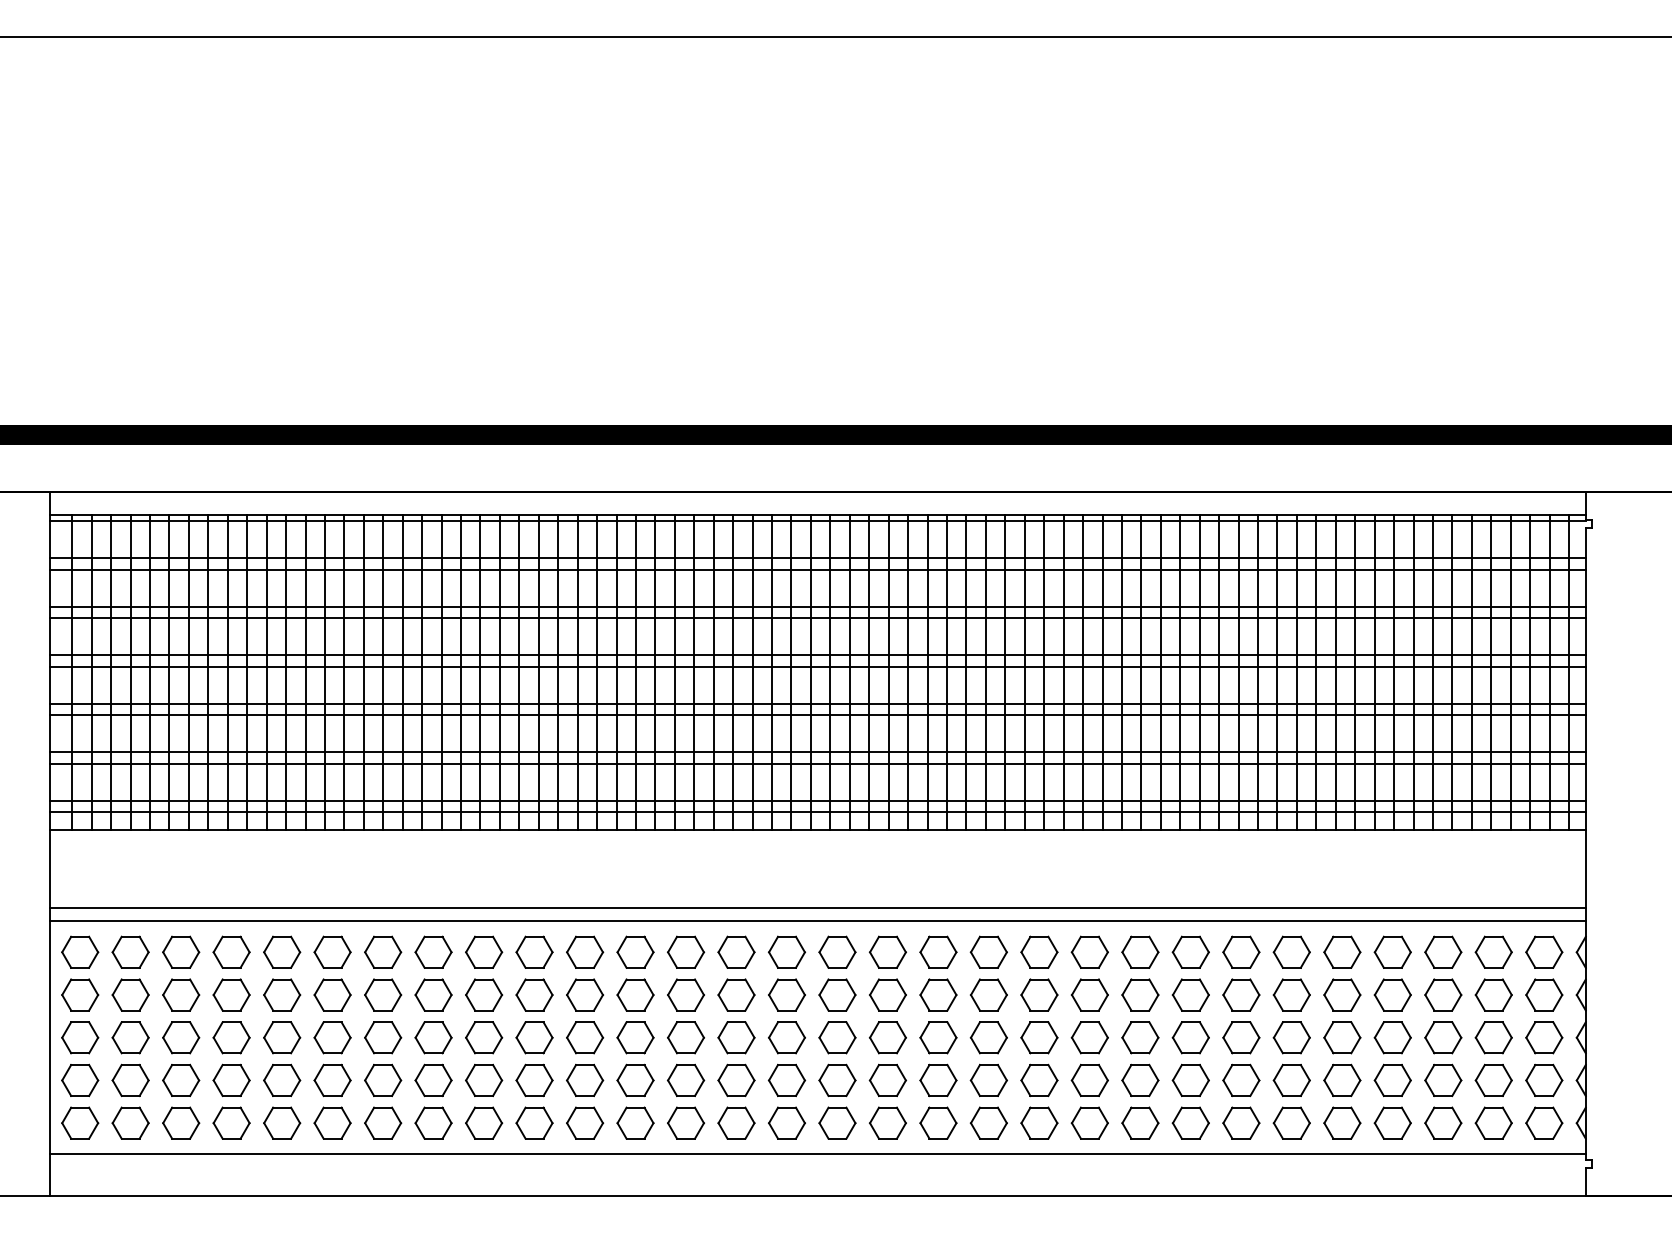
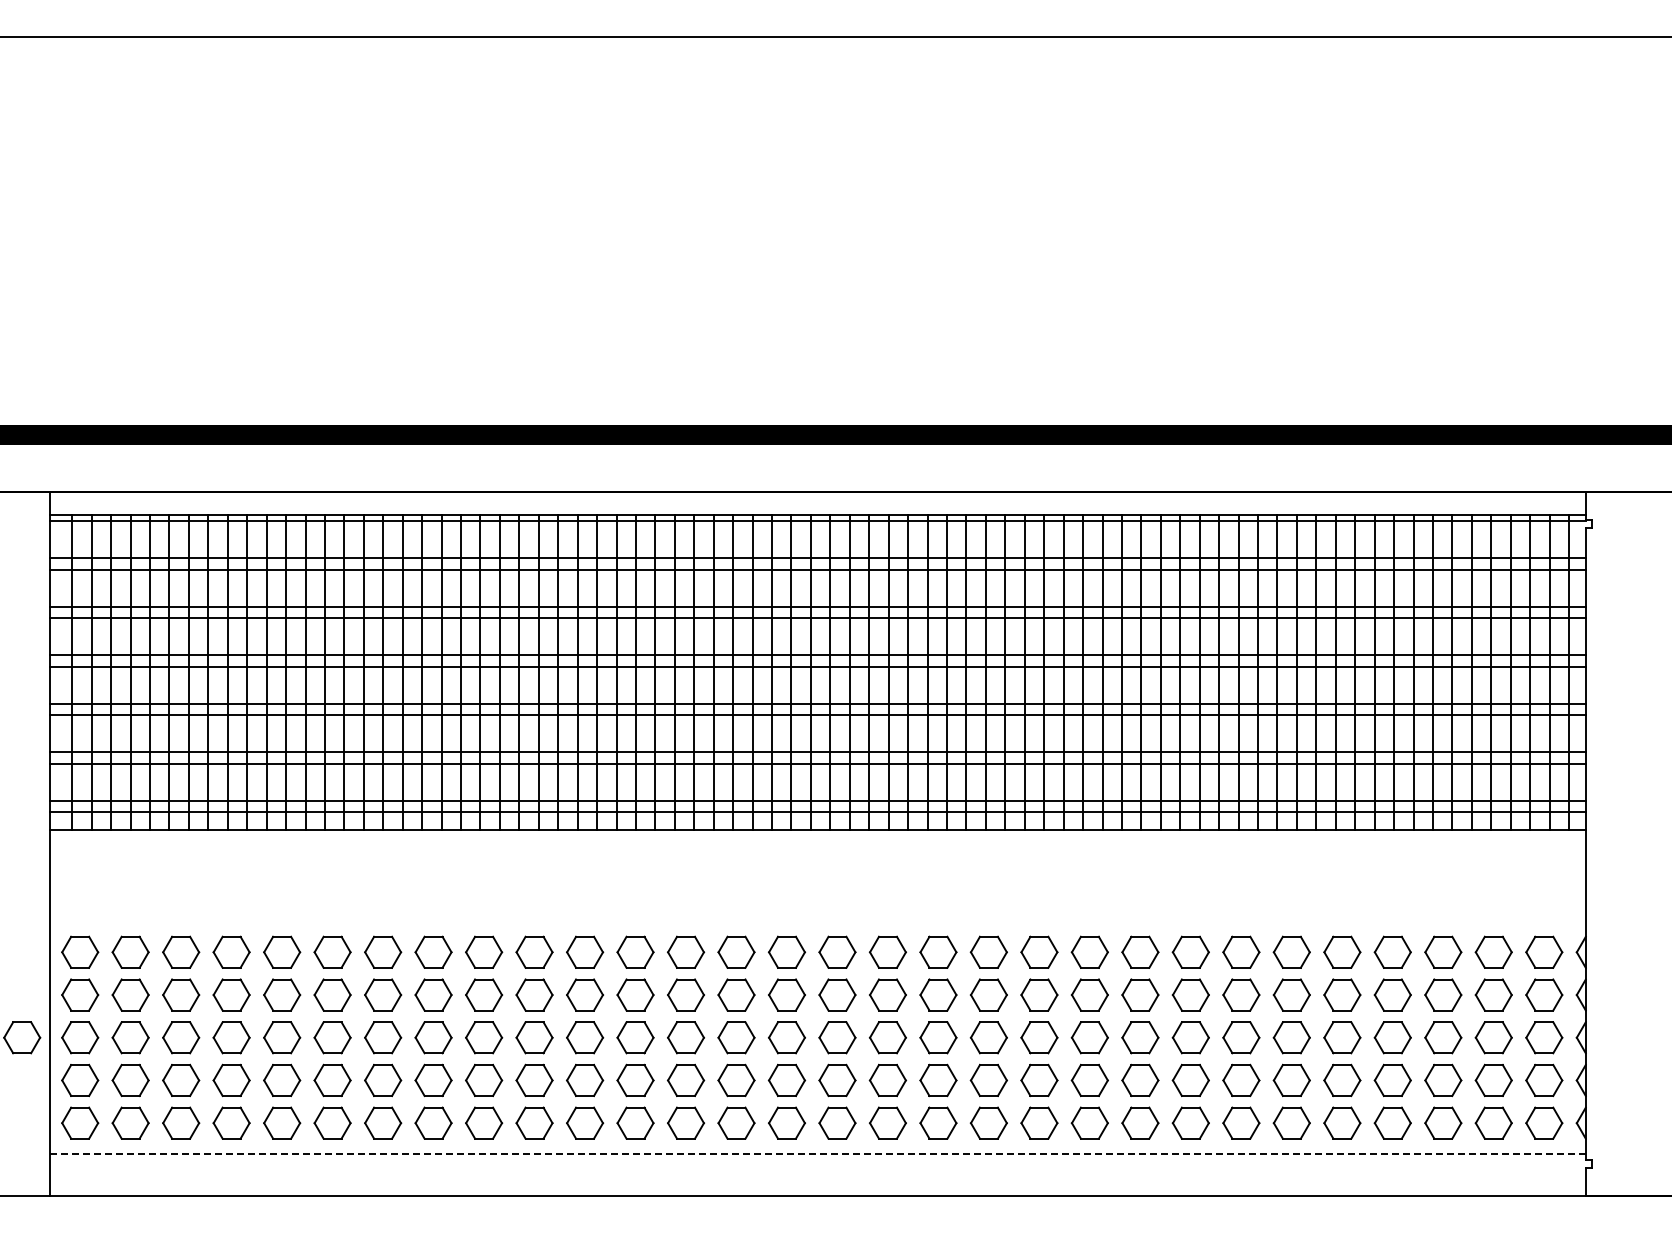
line: present -> none (817, 907)
line: present -> none (817, 920)
part: none -> present (22, 1037)
line: solid -> dashed (817, 1153)
